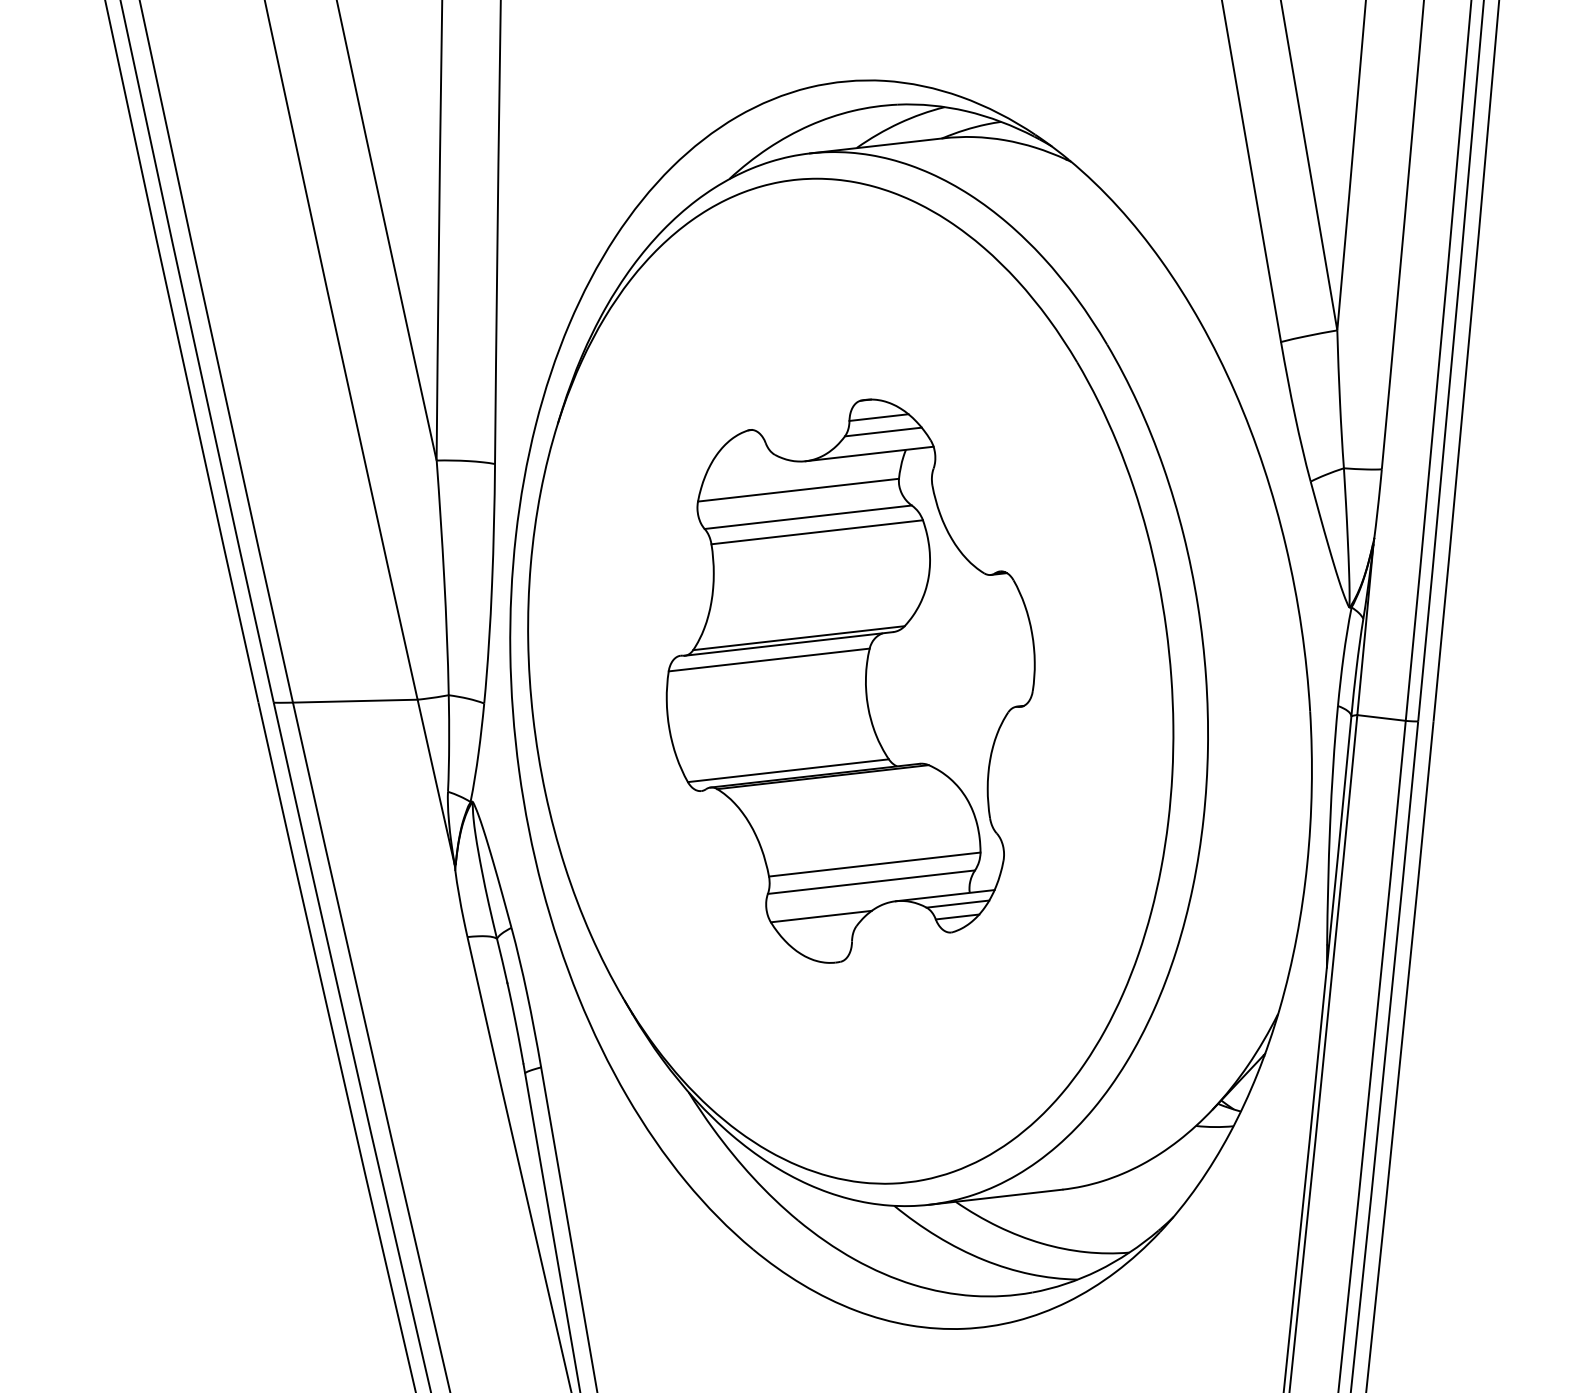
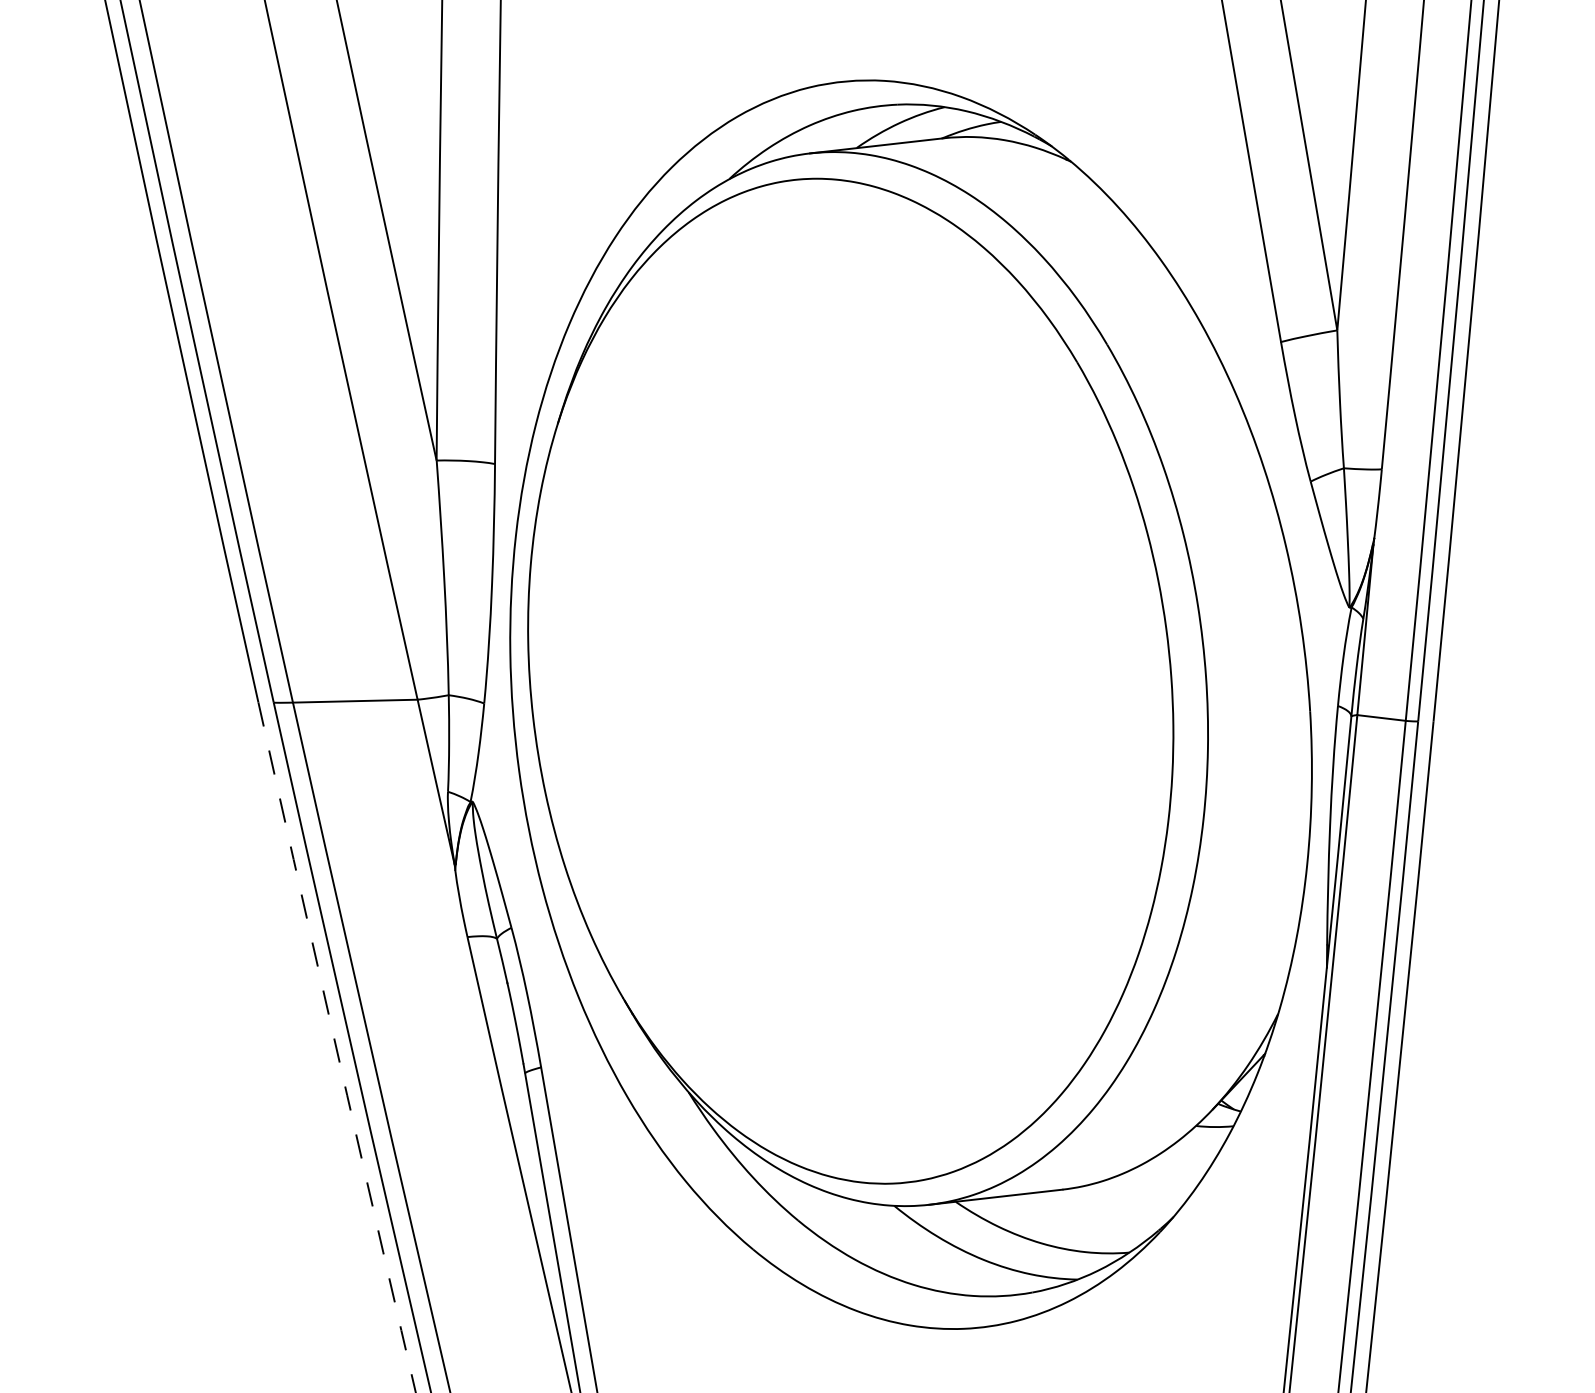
part: present -> none (850, 680)
arc: solid -> dashed (336, 1047)
